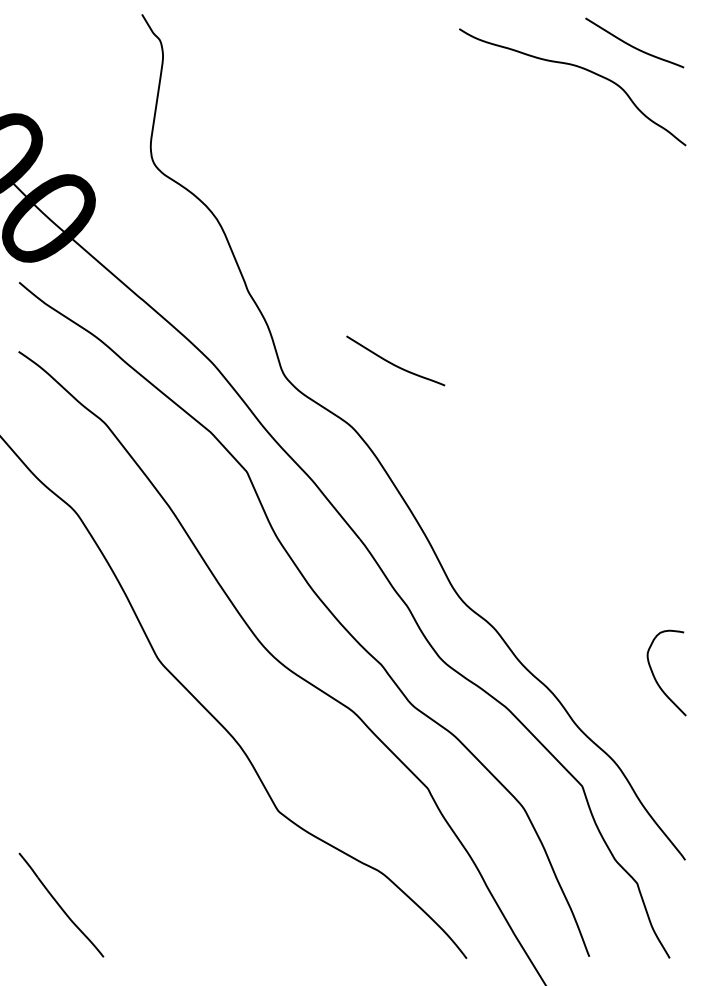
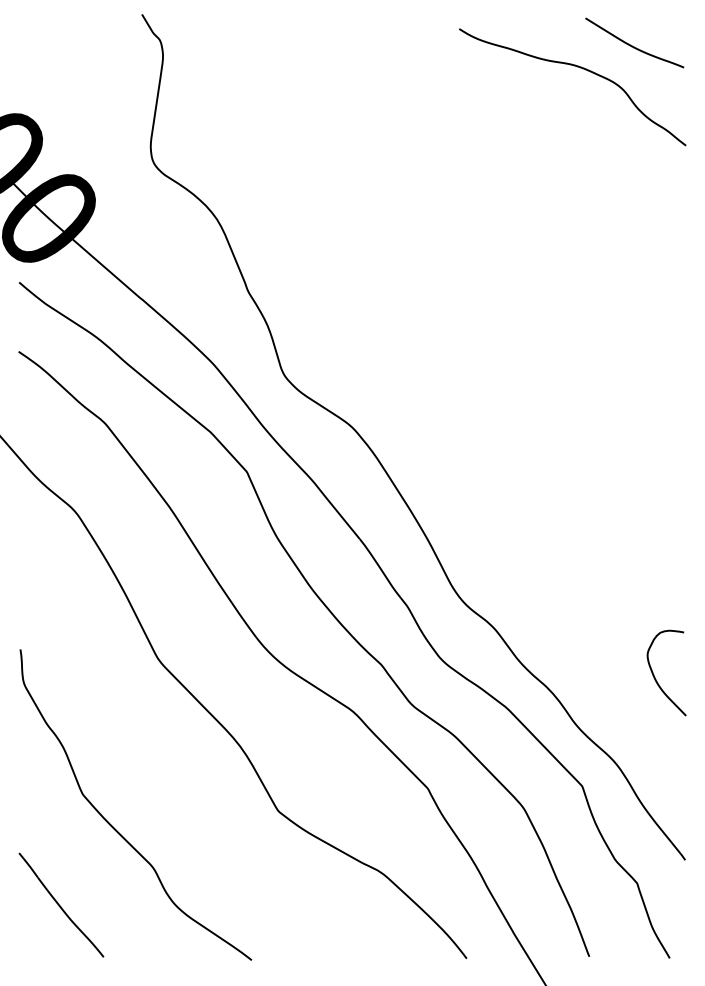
curve: present -> none (393, 363)
curve: none -> present (113, 826)
